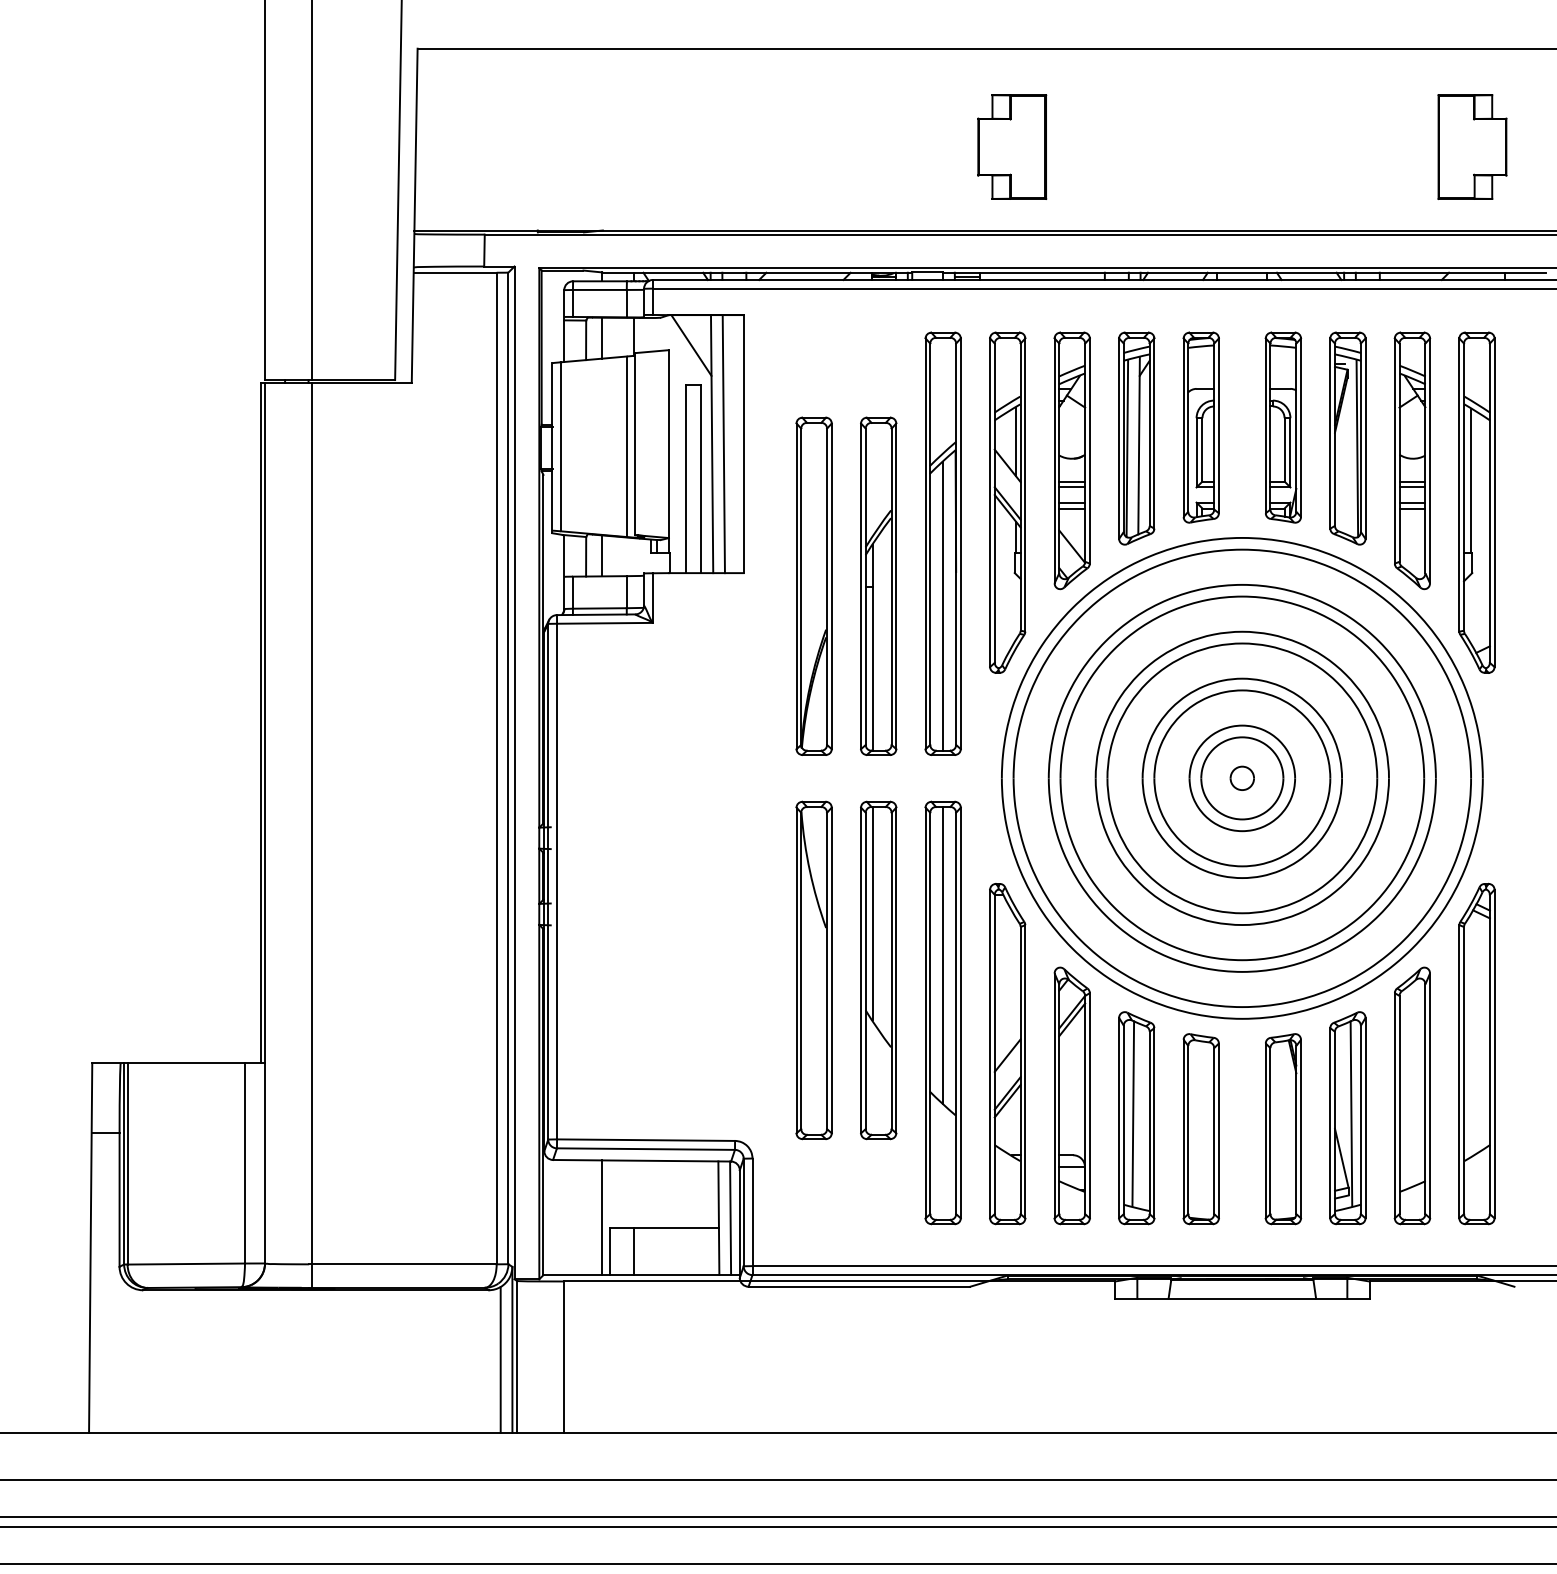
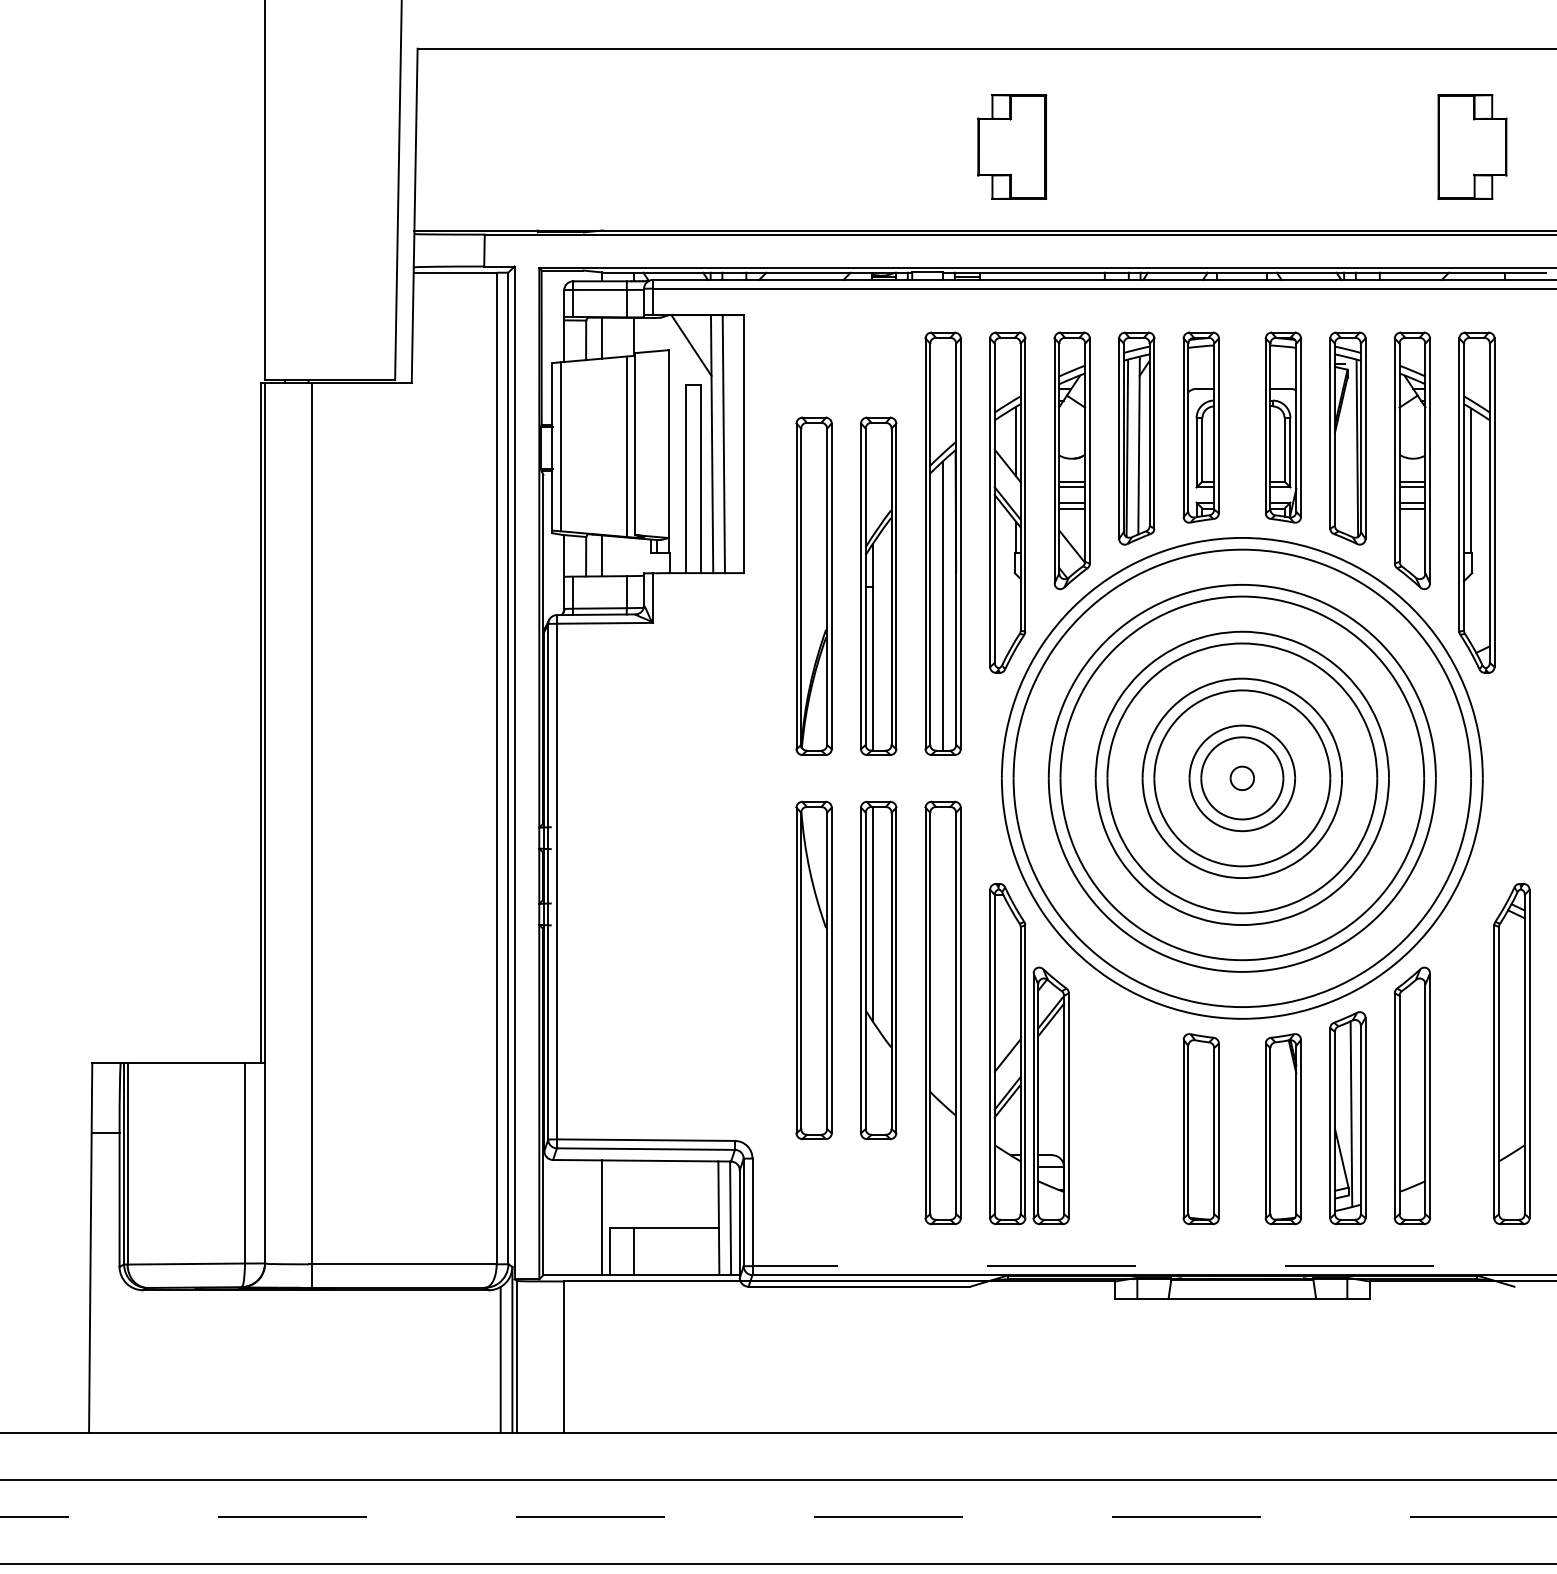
line: present -> none (311, 191)
line: present -> none (943, 954)
part position: (1476, 1053) -> (1511, 1053) (1511, 1053)
part position: (1071, 1095) -> (1050, 1095) (1050, 1095)
part: present -> none (1136, 1118)
line: solid -> dashed (1154, 1266)
line: solid -> dashed (778, 1517)
line: present -> none (777, 1526)
